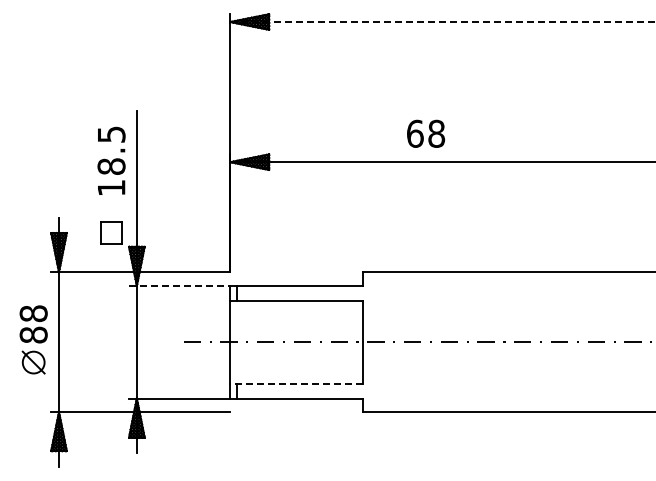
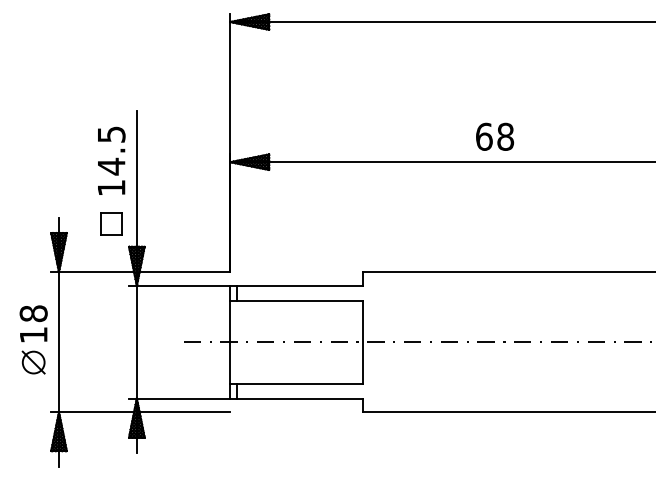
line: dashed -> solid (443, 22)
text position: (426, 133) -> (495, 136) (495, 136)
text: 18.5 -> 14.5 (111, 166)
part position: (111, 232) -> (111, 223) (111, 223)
line: dashed -> solid (179, 285)
text: 88 -> 18 (33, 334)
line: dashed -> solid (295, 383)
